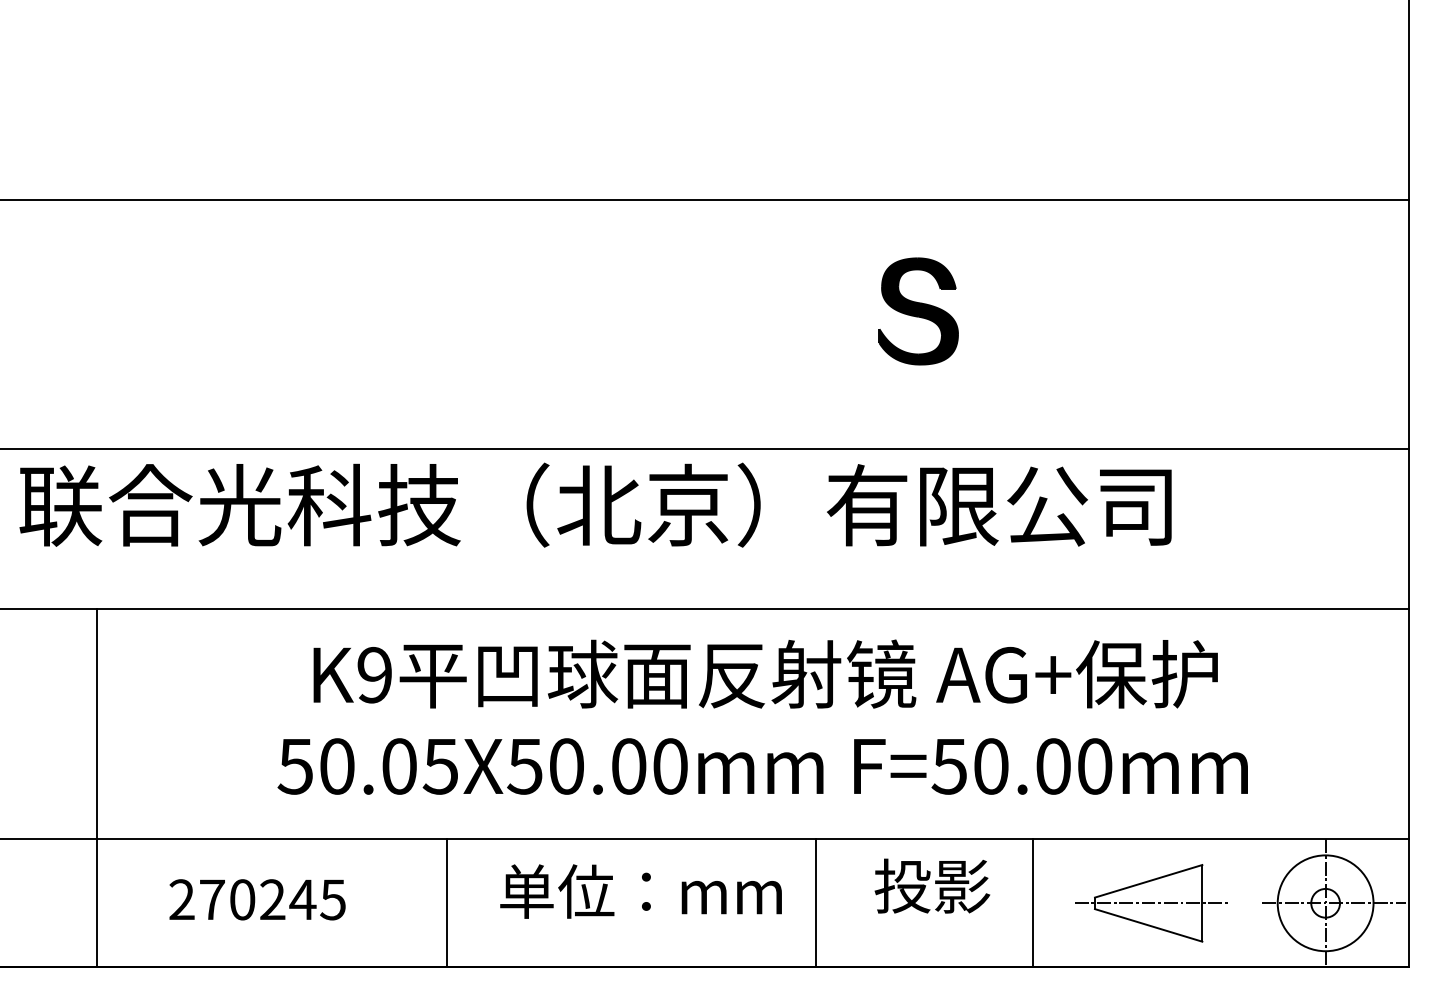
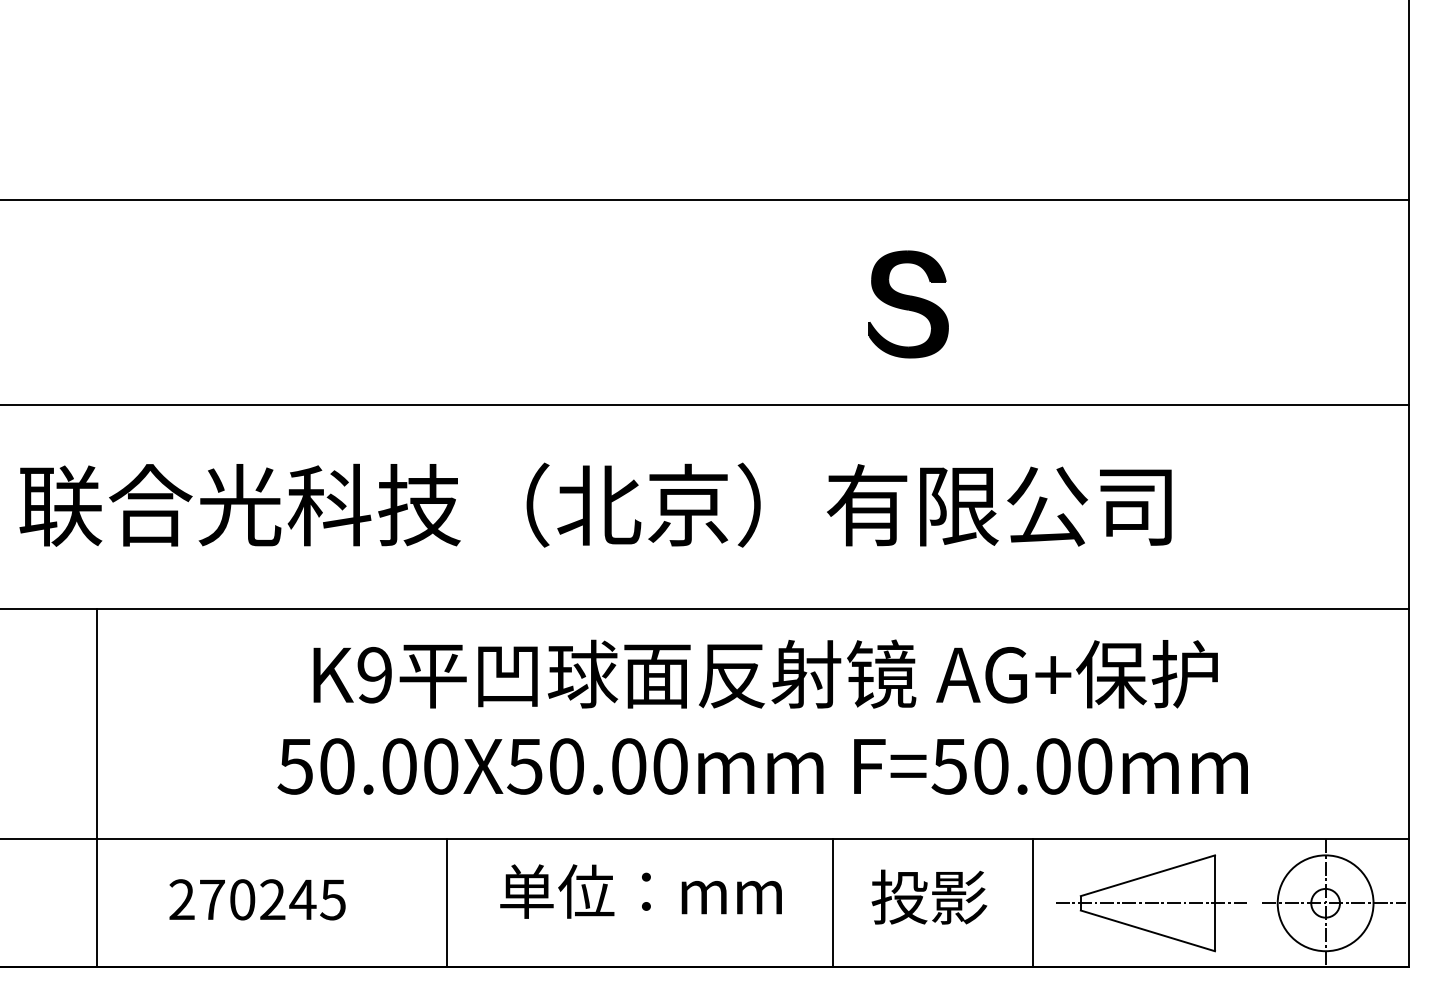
part position: (918, 311) -> (908, 304) (908, 304)
line position: (705, 448) -> (705, 404) (705, 404)
text: ^J50.05X50.00mm -> ^J50.00X50.00mm (440, 766)
text position: (932, 885) -> (929, 896) (929, 896)
line position: (815, 903) -> (832, 903) (832, 903)
part size: 153x79 px -> 191x99 px (1151, 903)
